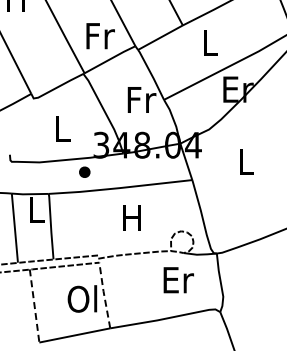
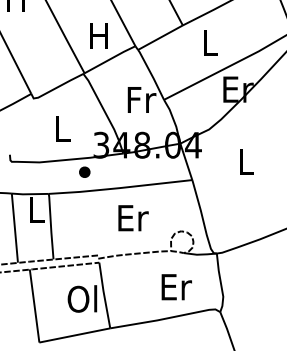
text: Fr -> H (100, 36)
text: H -> Er (133, 218)
text position: (178, 280) -> (176, 287) (176, 287)
line: dashed -> solid (104, 295)
line: dashed -> solid (34, 305)
